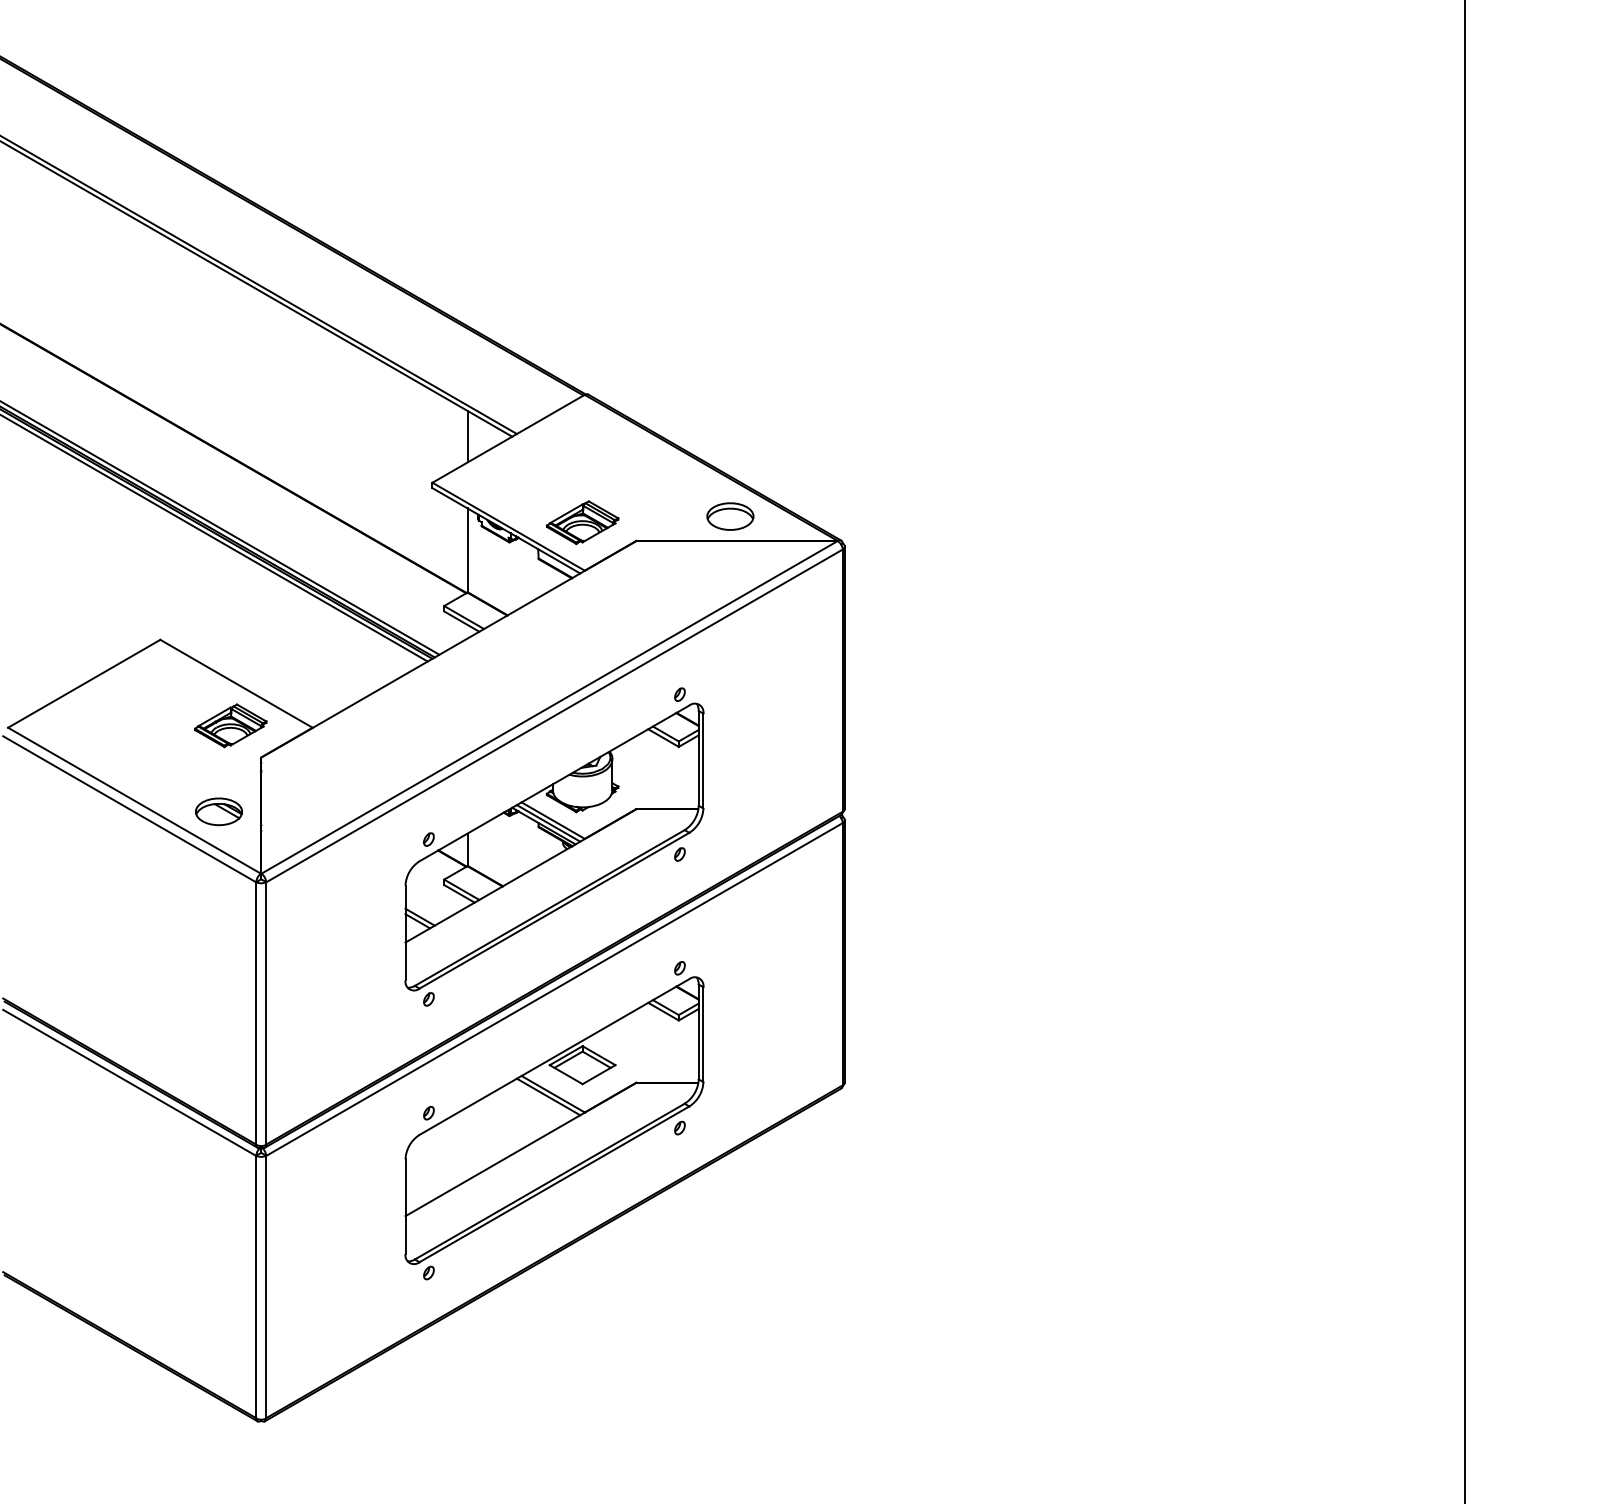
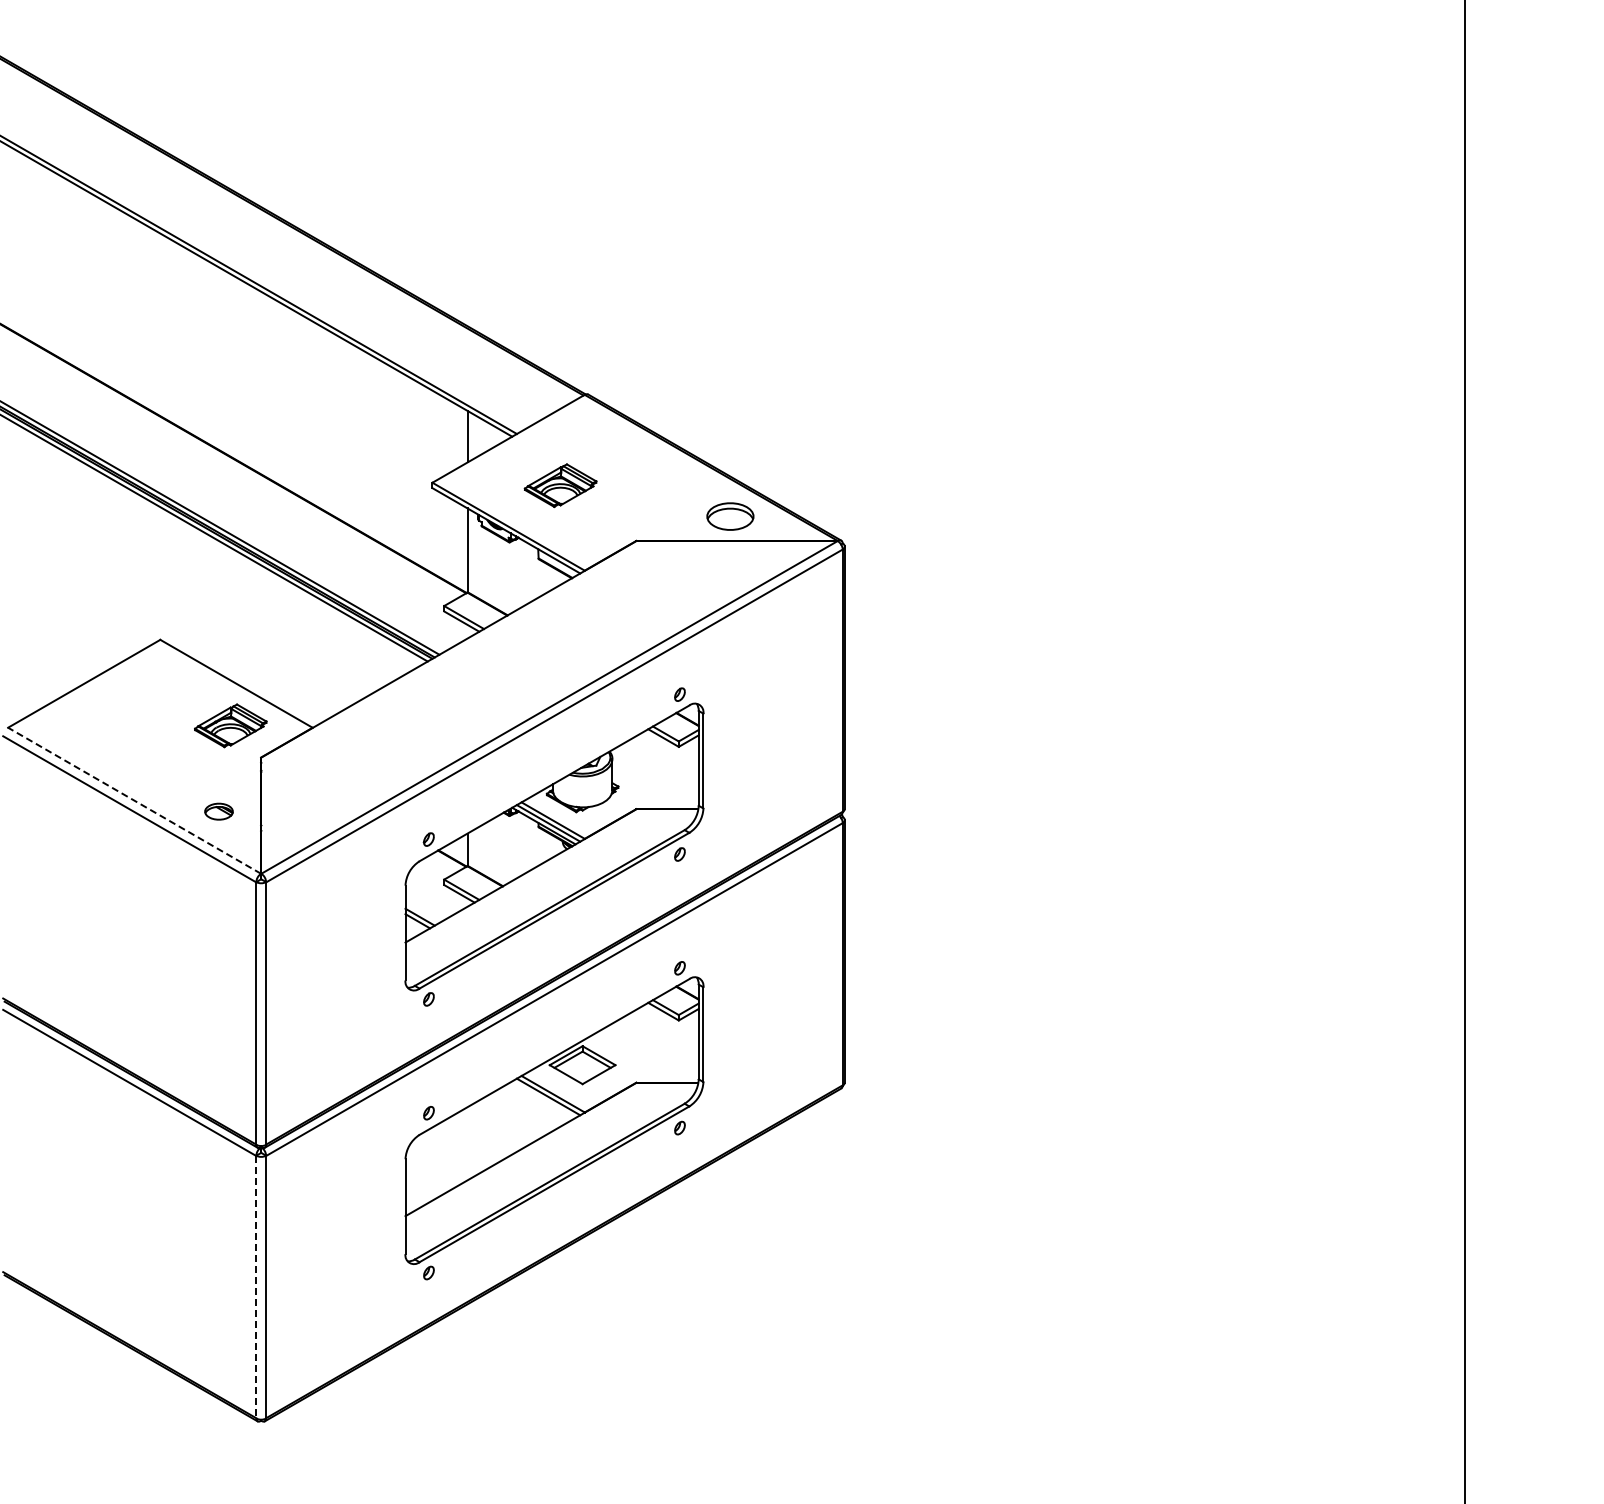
part position: (582, 522) -> (560, 485) (560, 485)
line: solid -> dashed (134, 800)
part size: 48x29 px -> 30x19 px (218, 811)
line: solid -> dashed (256, 1287)
